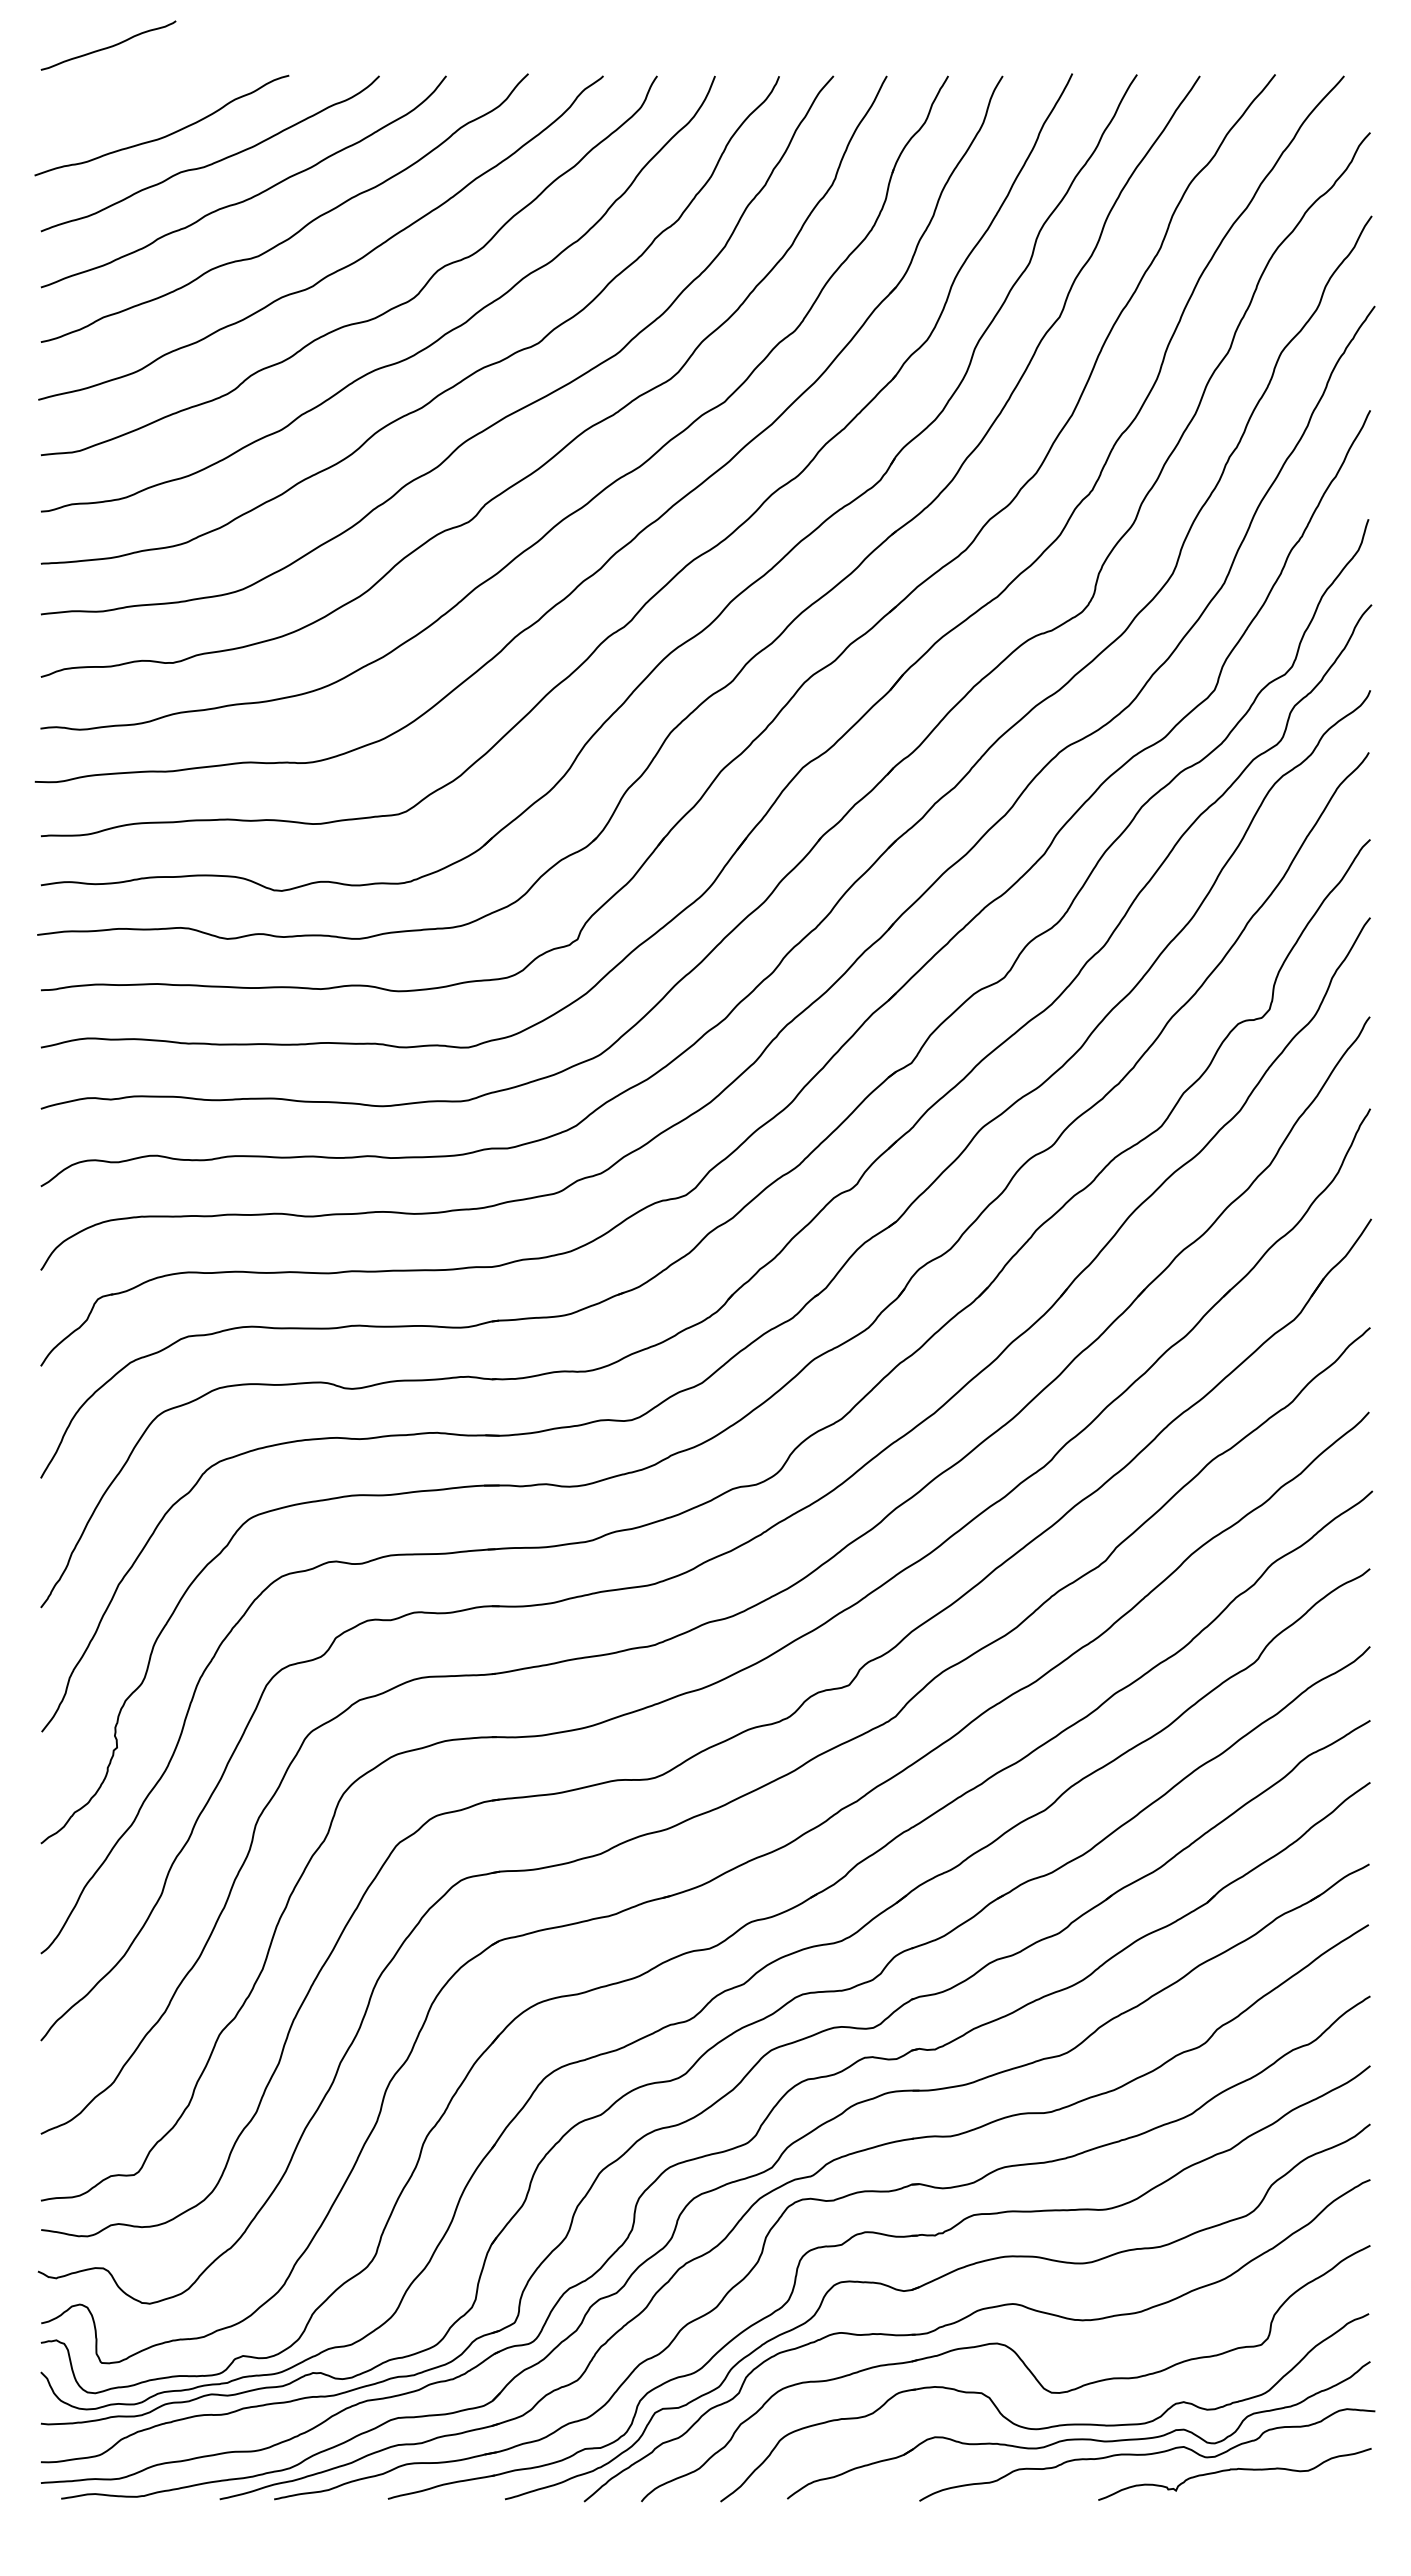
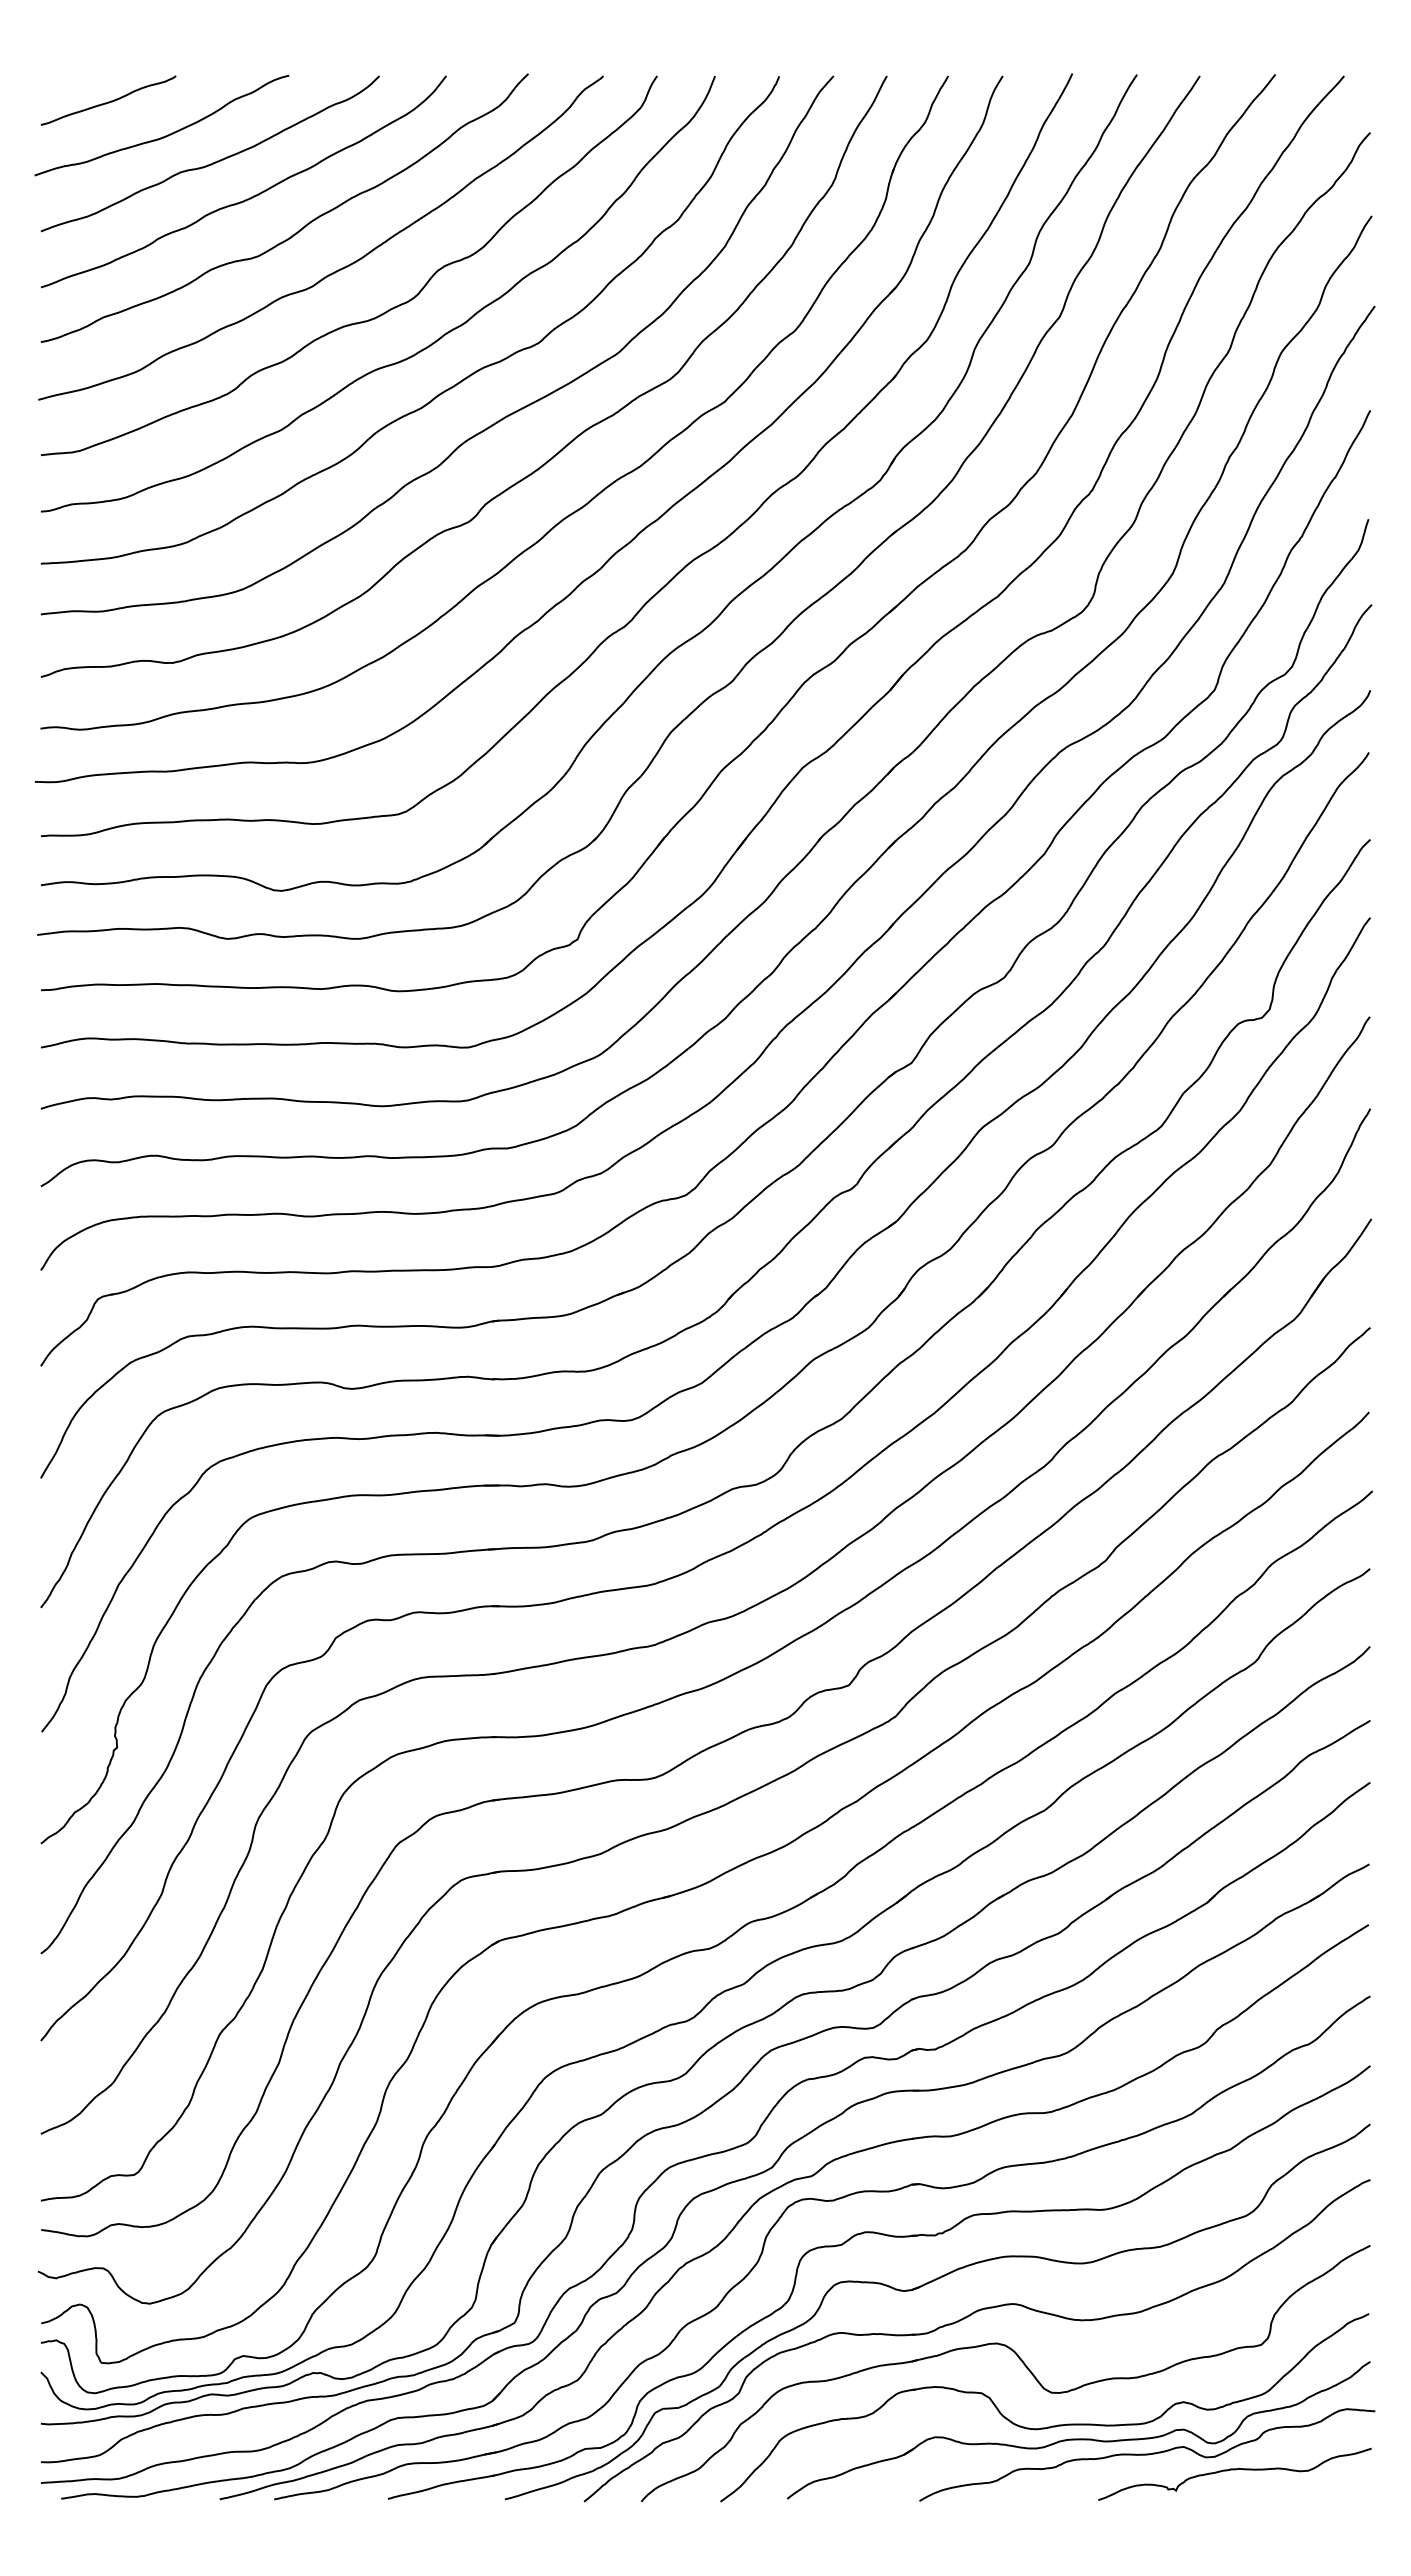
curve position: (108, 46) -> (108, 101) (108, 101)
